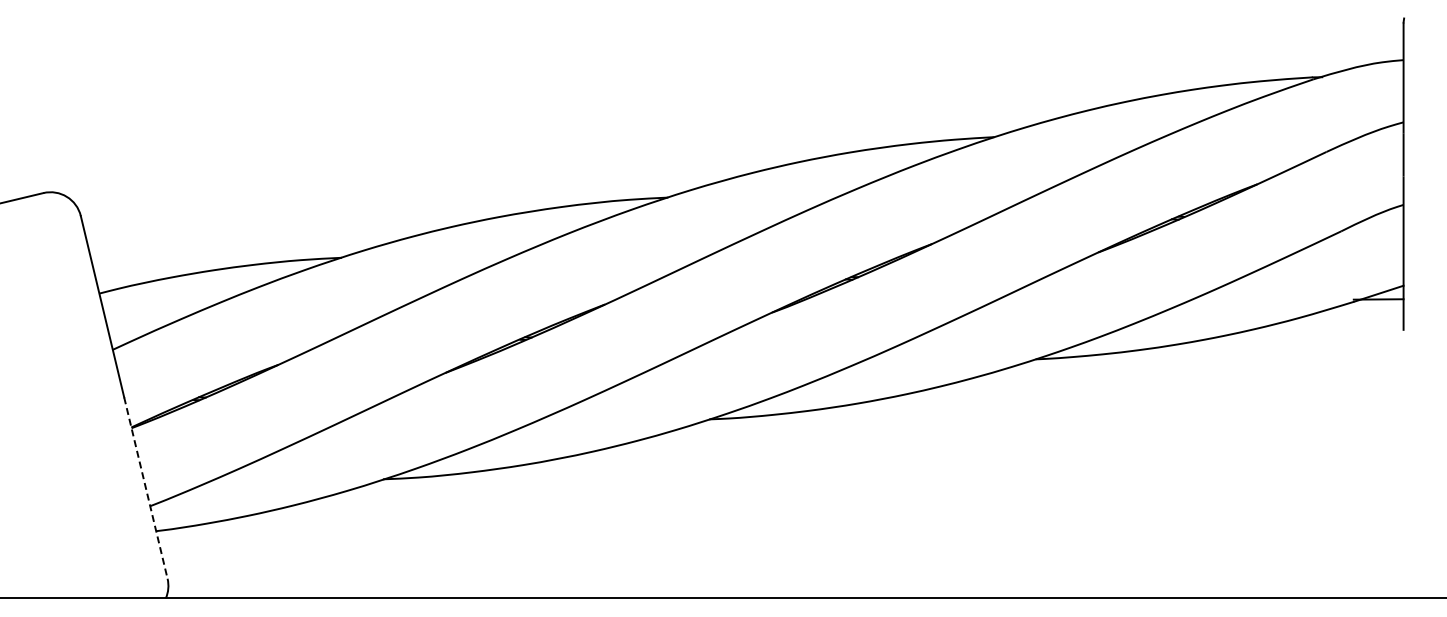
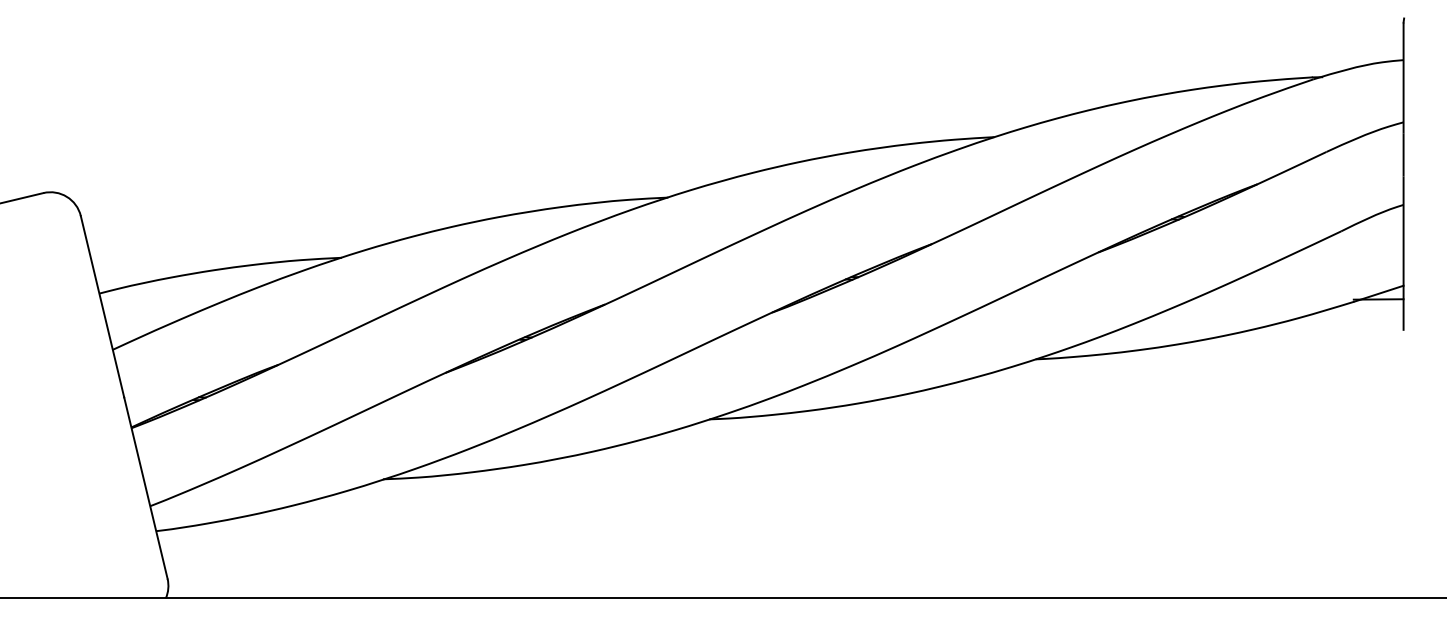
line: dashed -> solid (146, 488)
